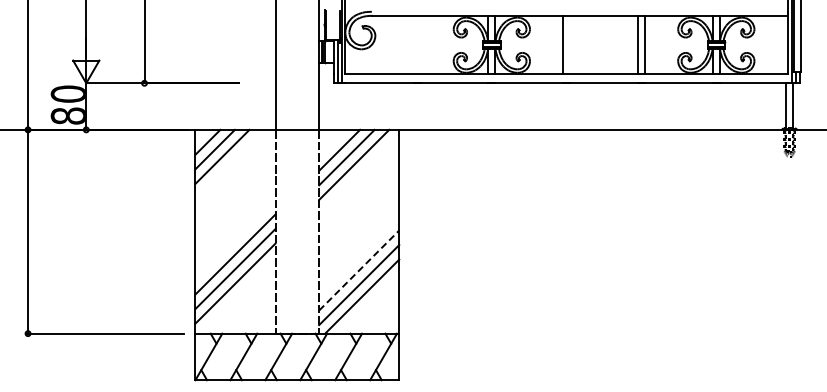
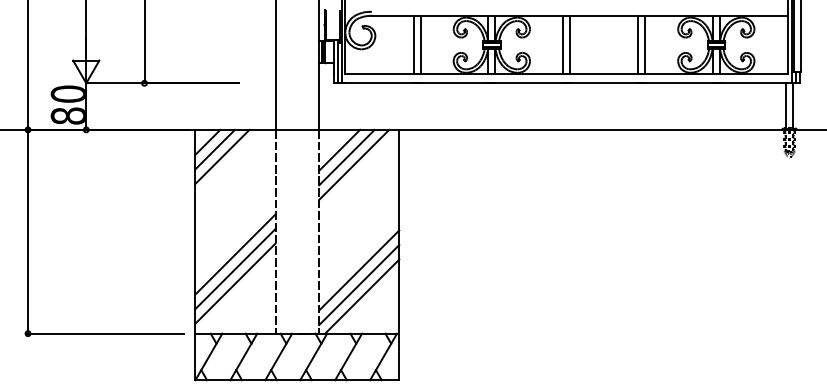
line: none -> present (413, 44)
line: none -> present (420, 44)
line: none -> present (570, 44)
line: dashed -> solid (359, 270)
